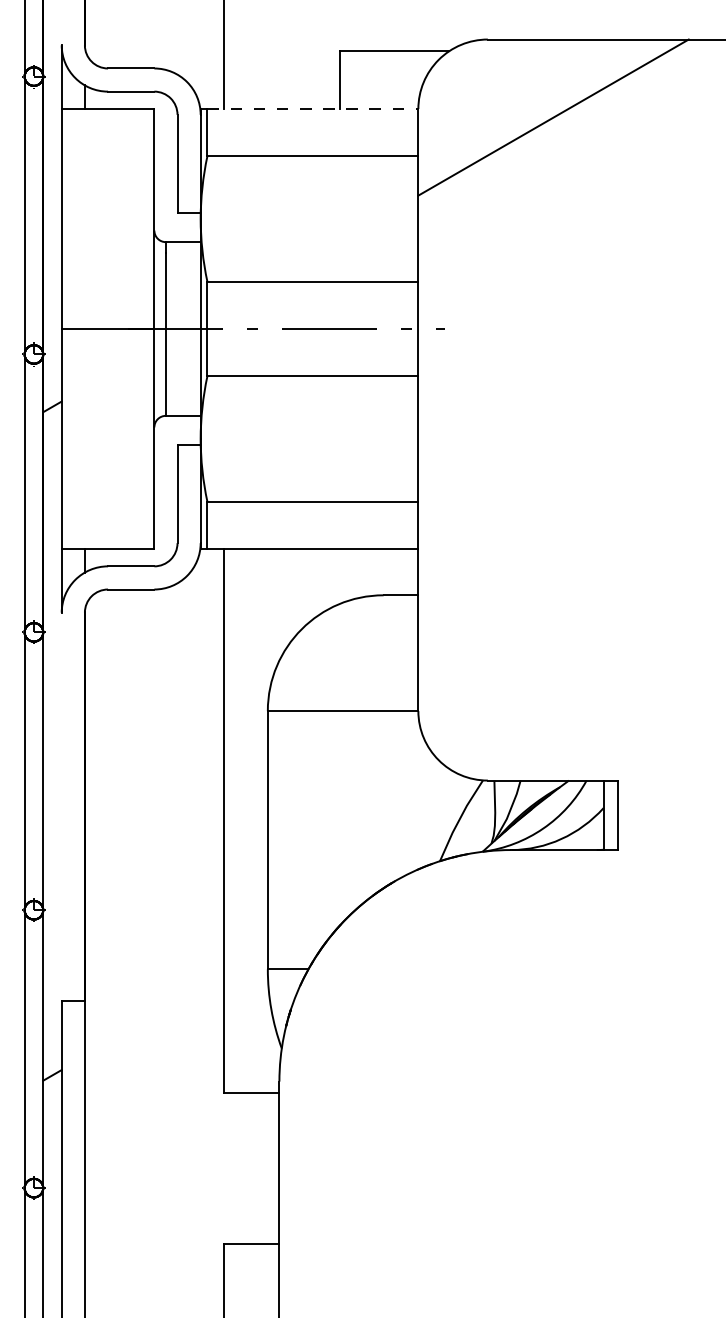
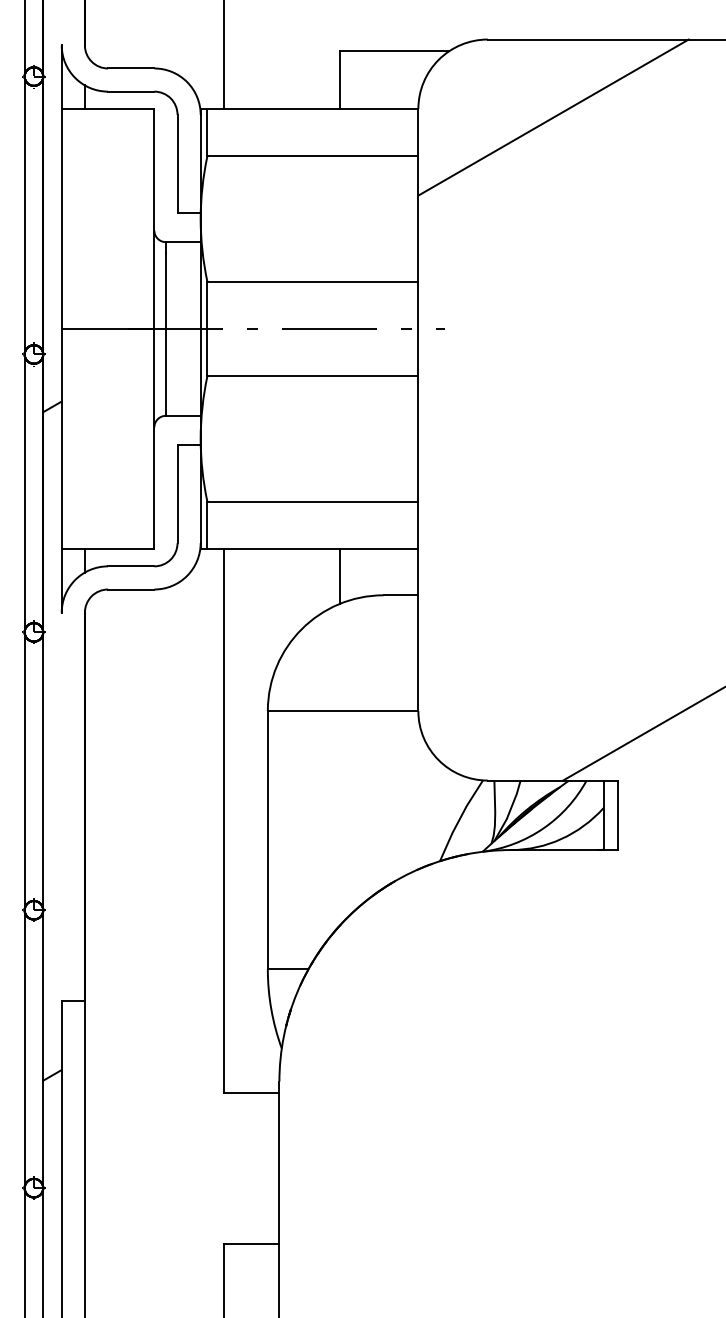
line: dashed -> solid (313, 109)
line: none -> present (339, 576)
line: none -> present (642, 734)
